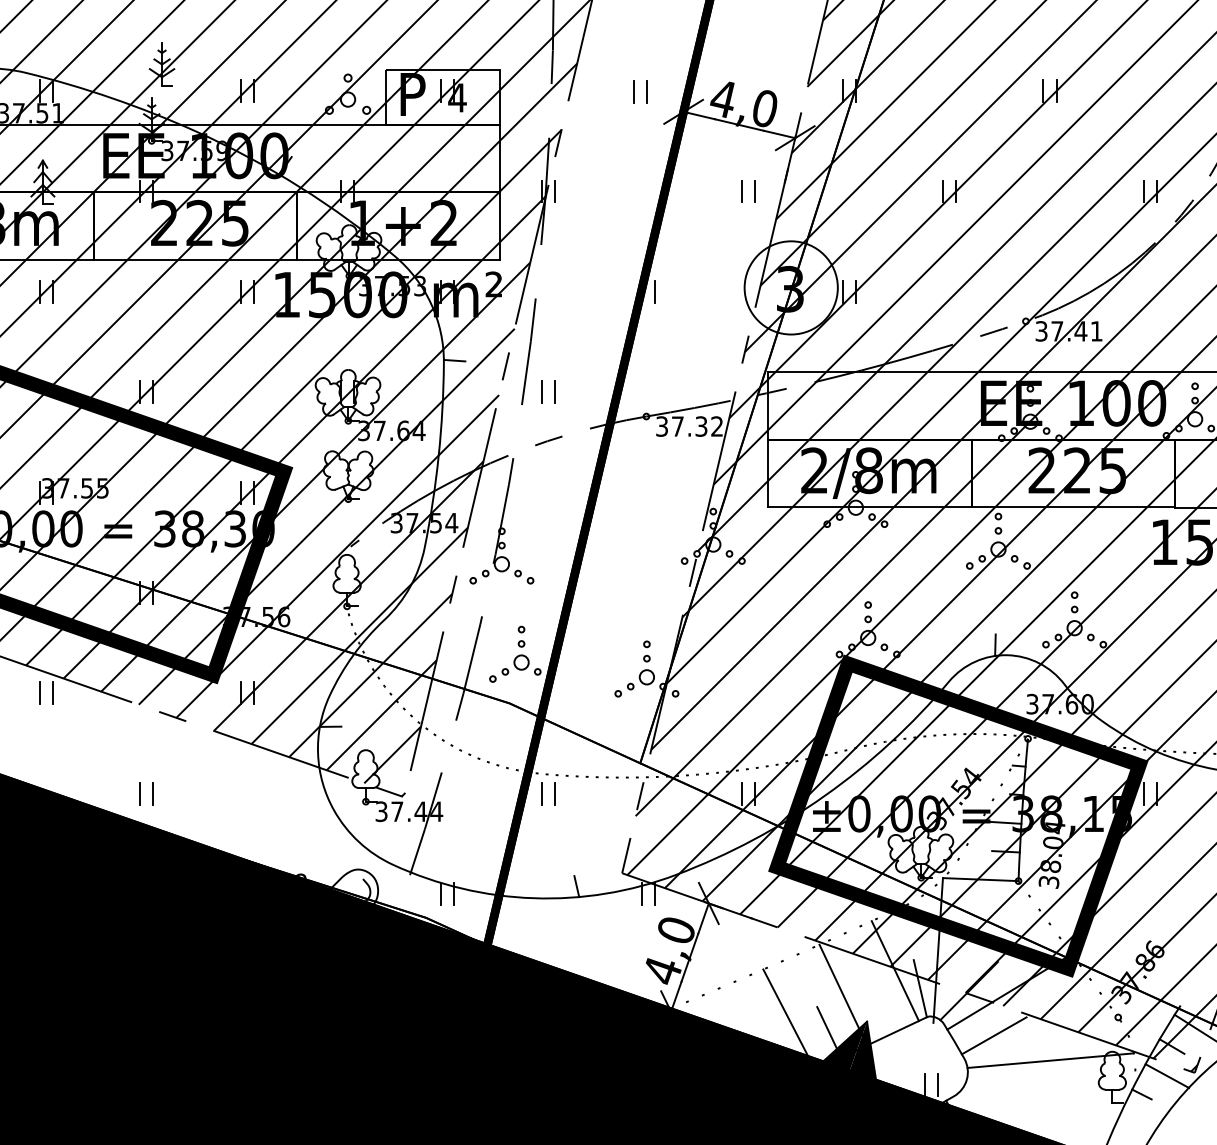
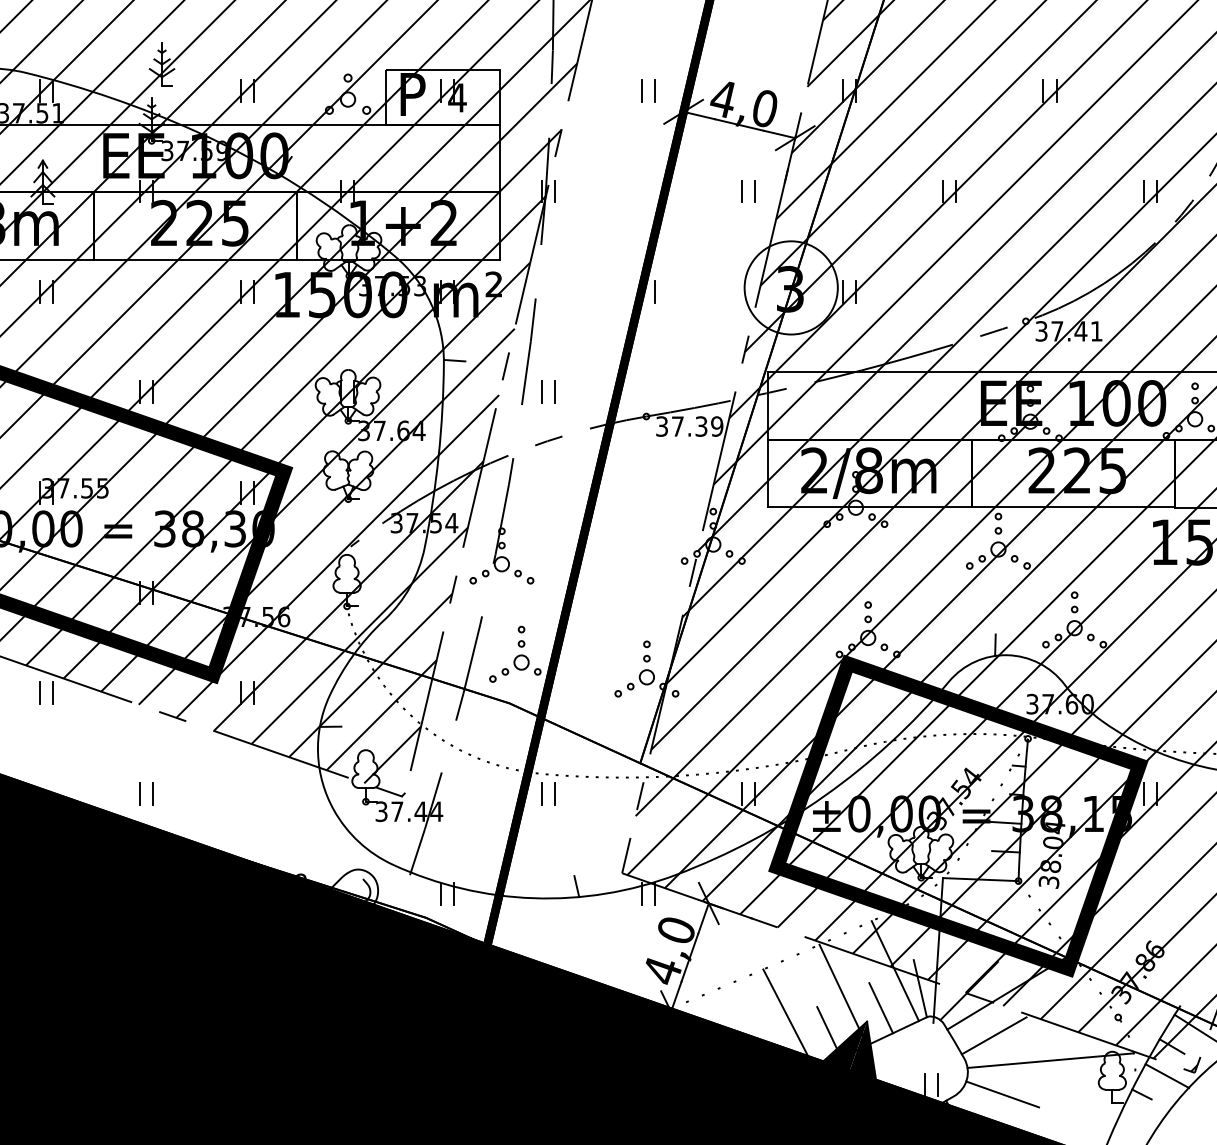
part position: (640, 91) -> (648, 90) (648, 90)
text: 37.32 -> 37.39 (717, 426)
line: none -> present (881, 1008)
line: none -> present (1002, 1094)
